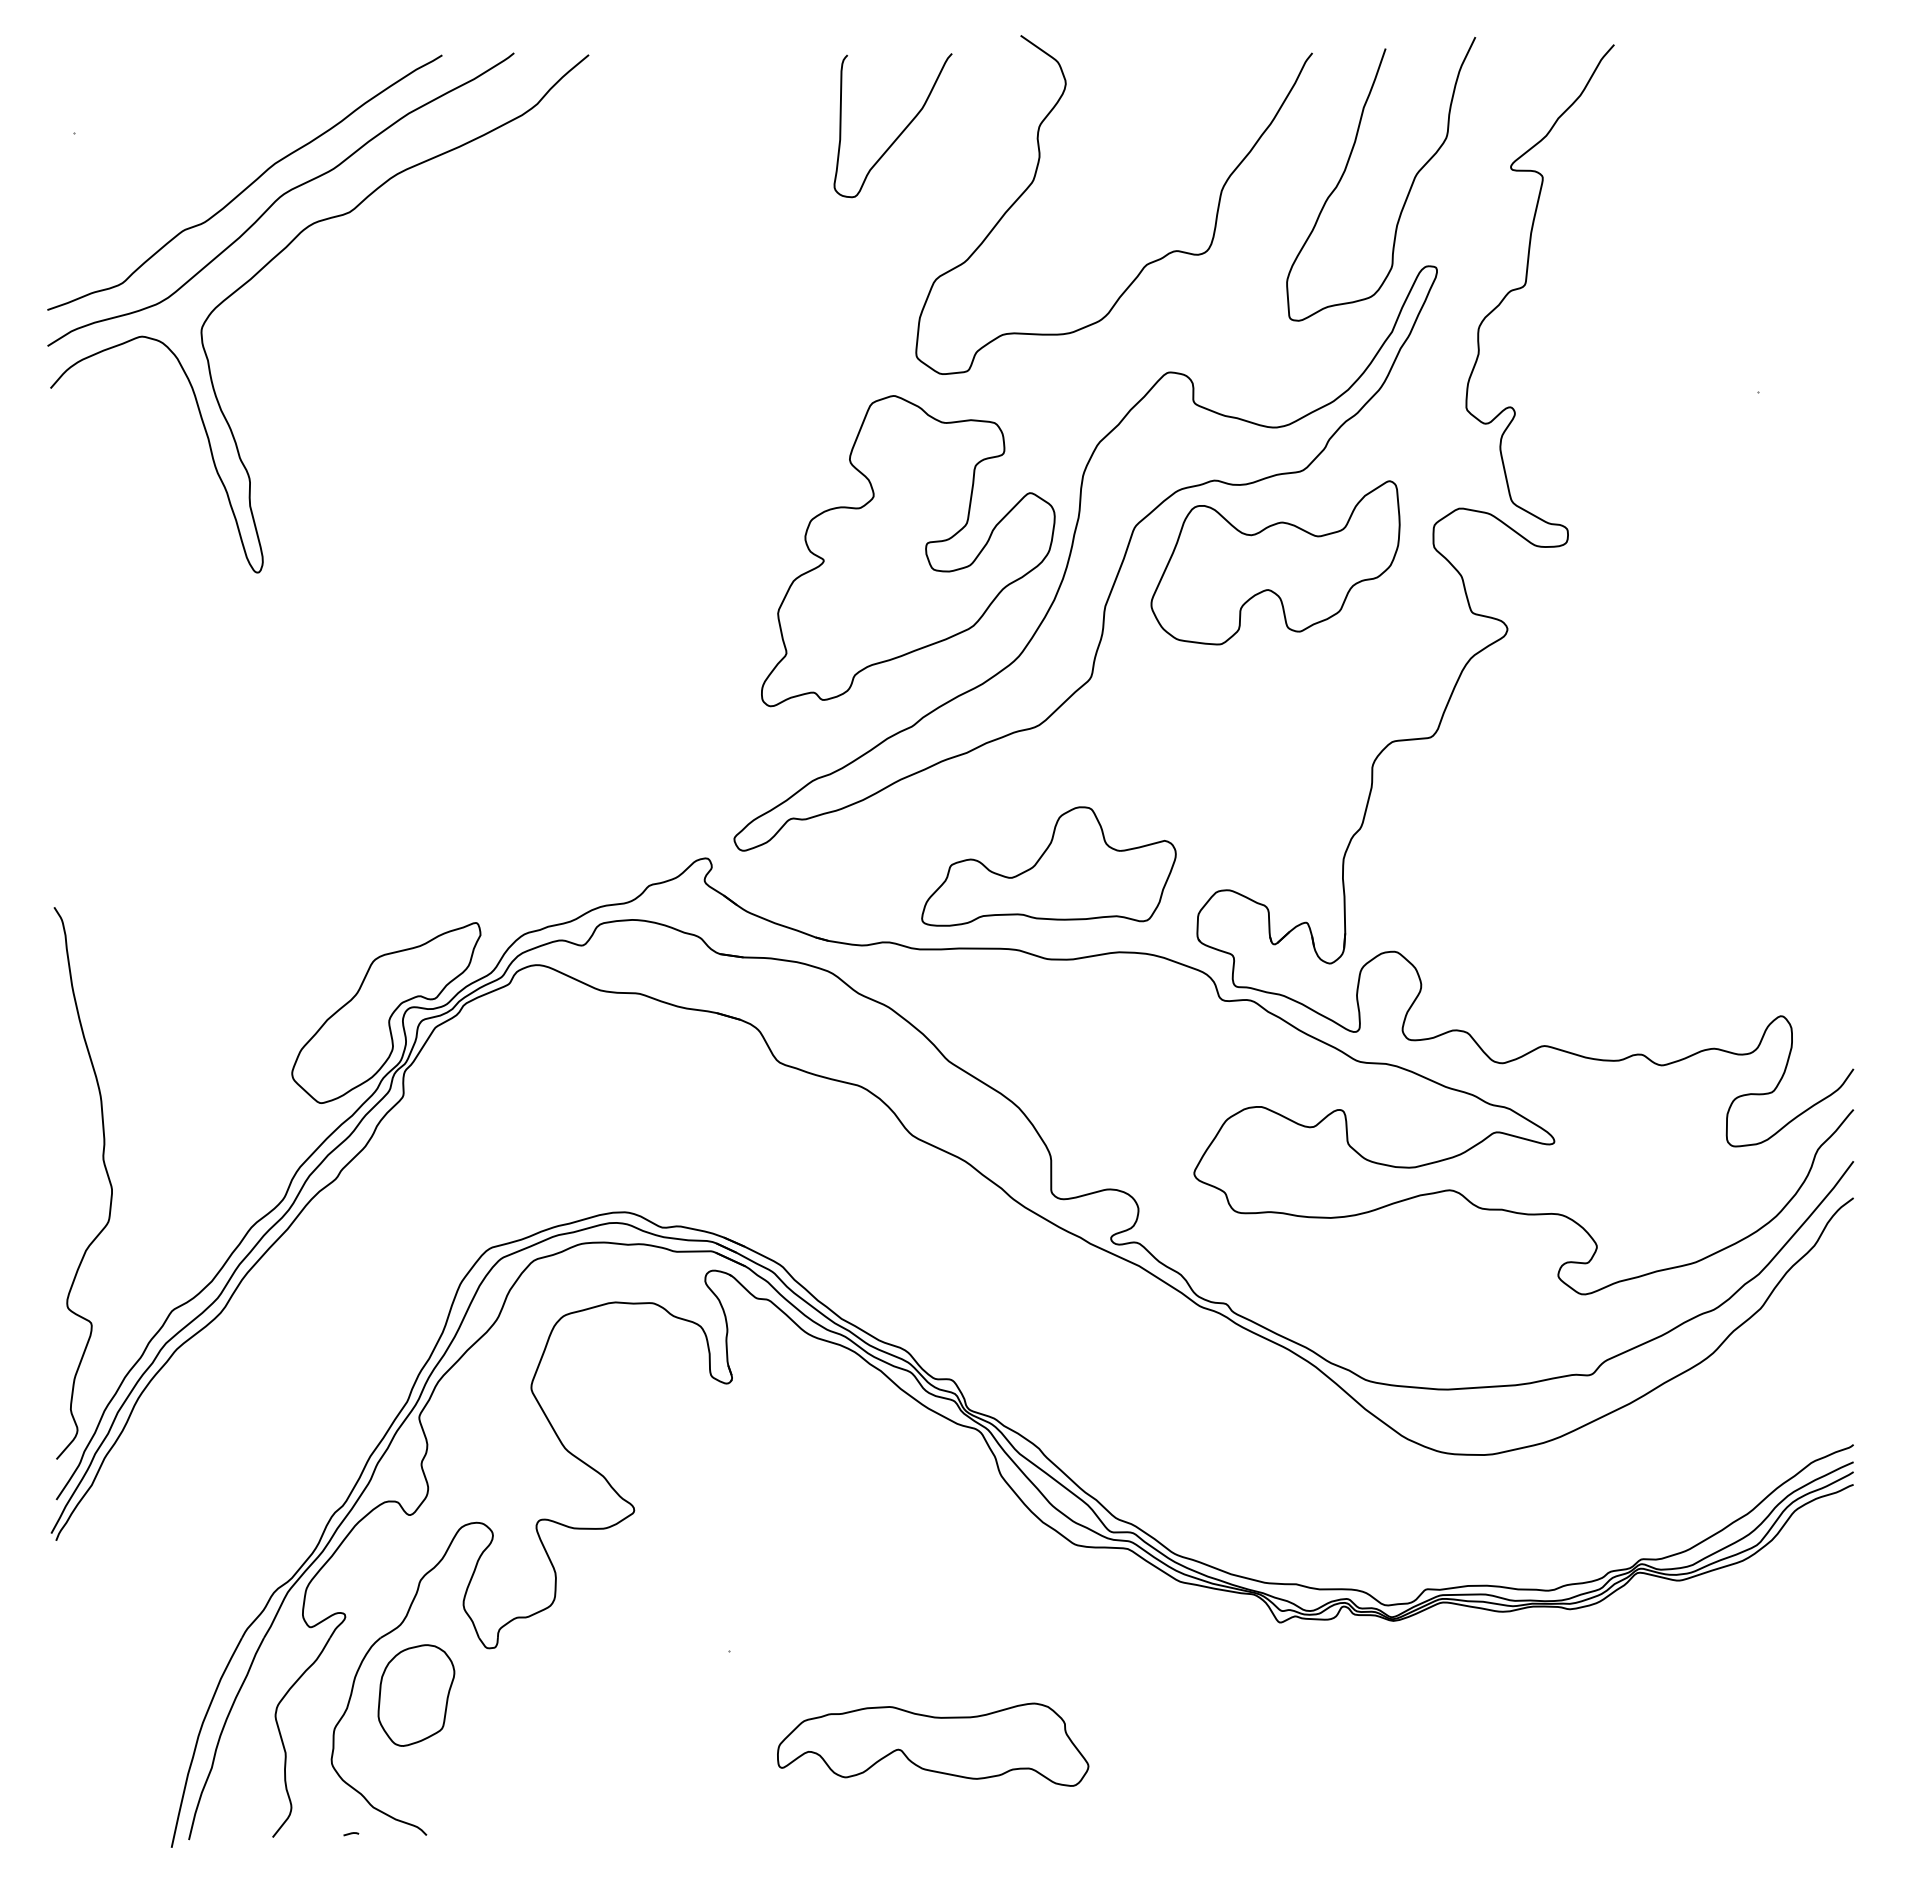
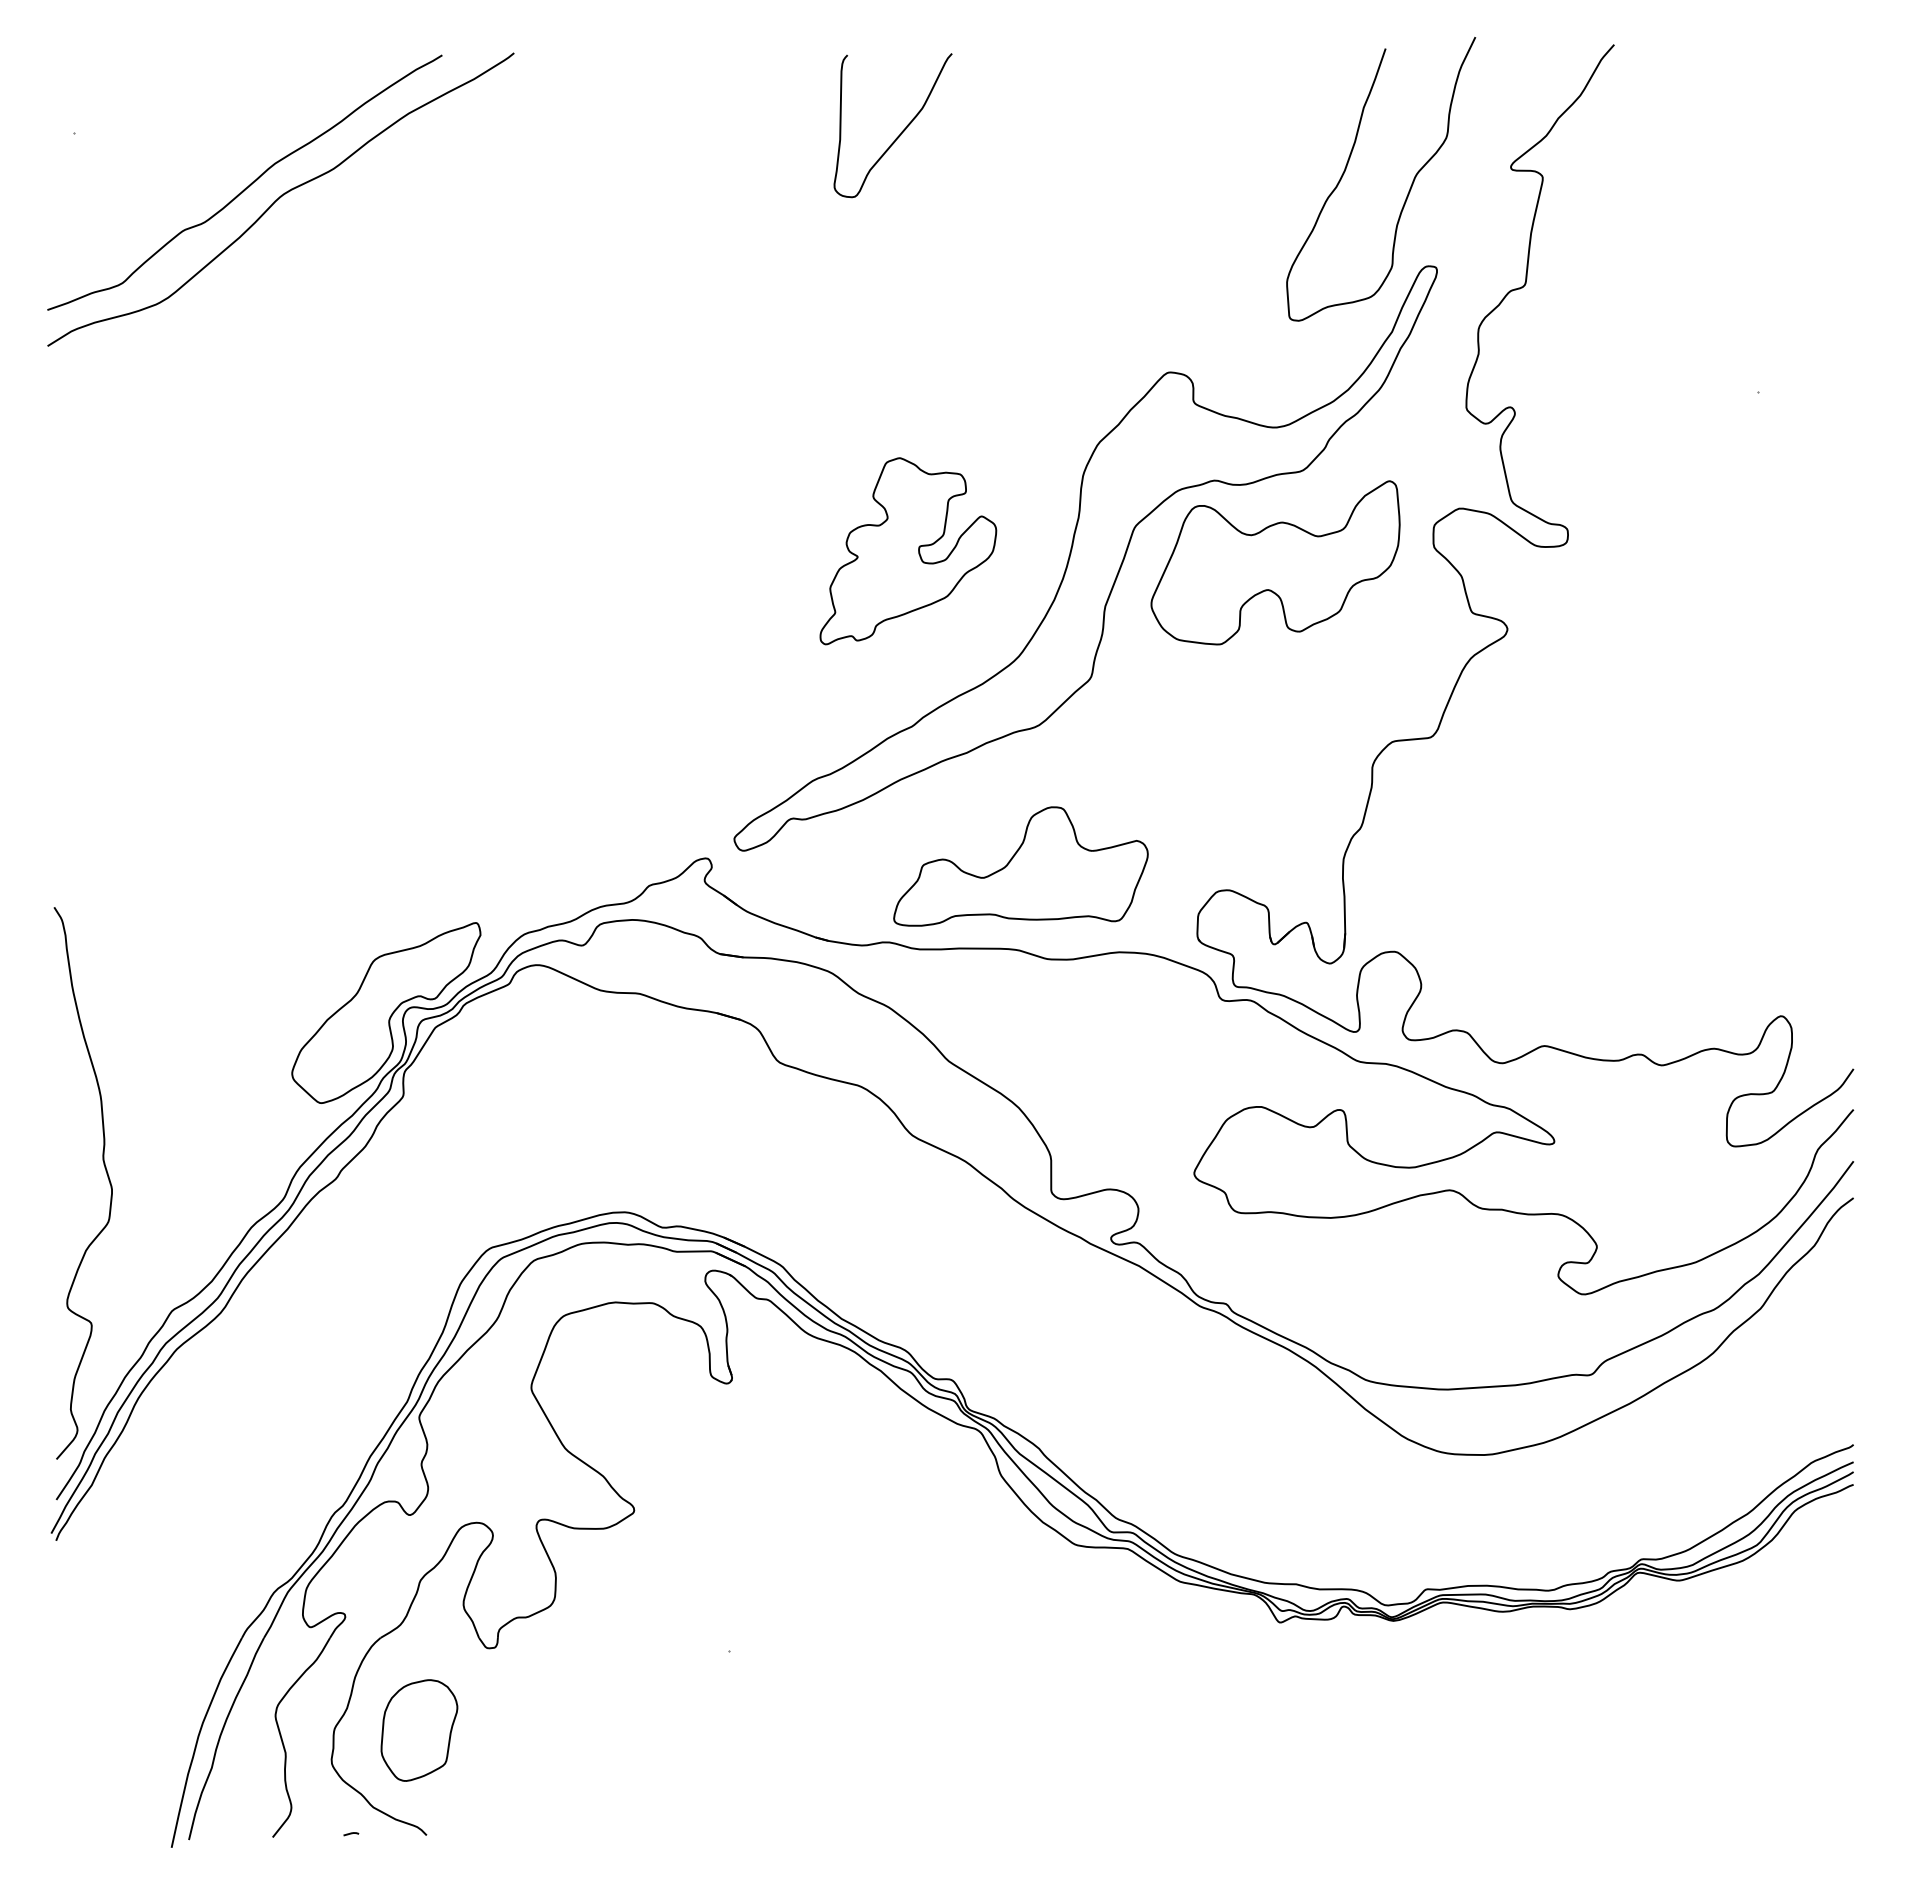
curve: present -> none (276, 257)
curve: present -> none (1145, 264)
part size: 295x313 px -> 179x189 px (908, 551)
part position: (1048, 866) -> (1020, 866) (1020, 866)
part position: (416, 1695) -> (419, 1730) (419, 1730)
part: present -> none (933, 1744)
